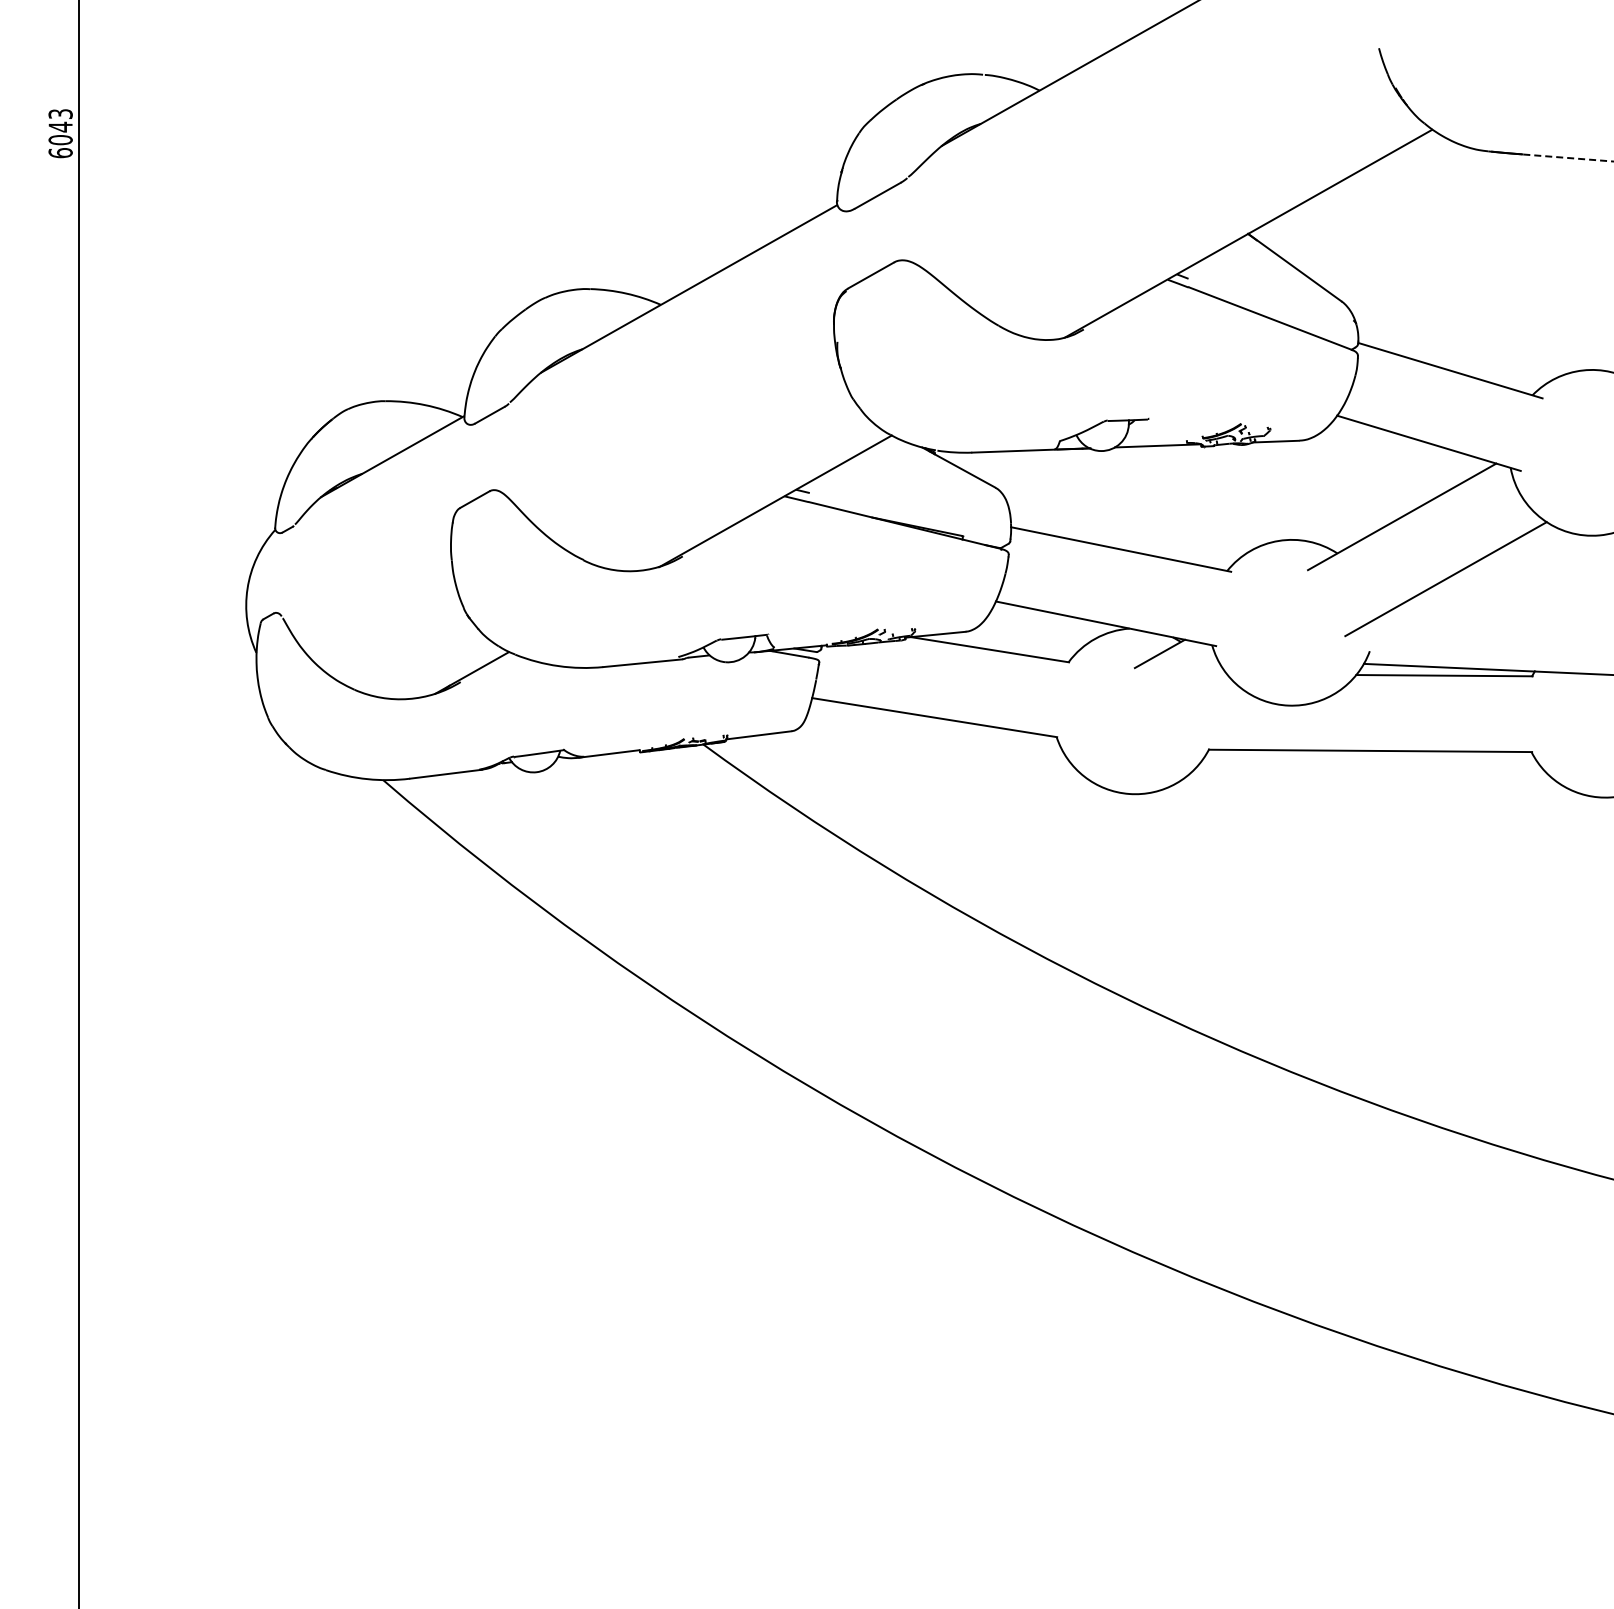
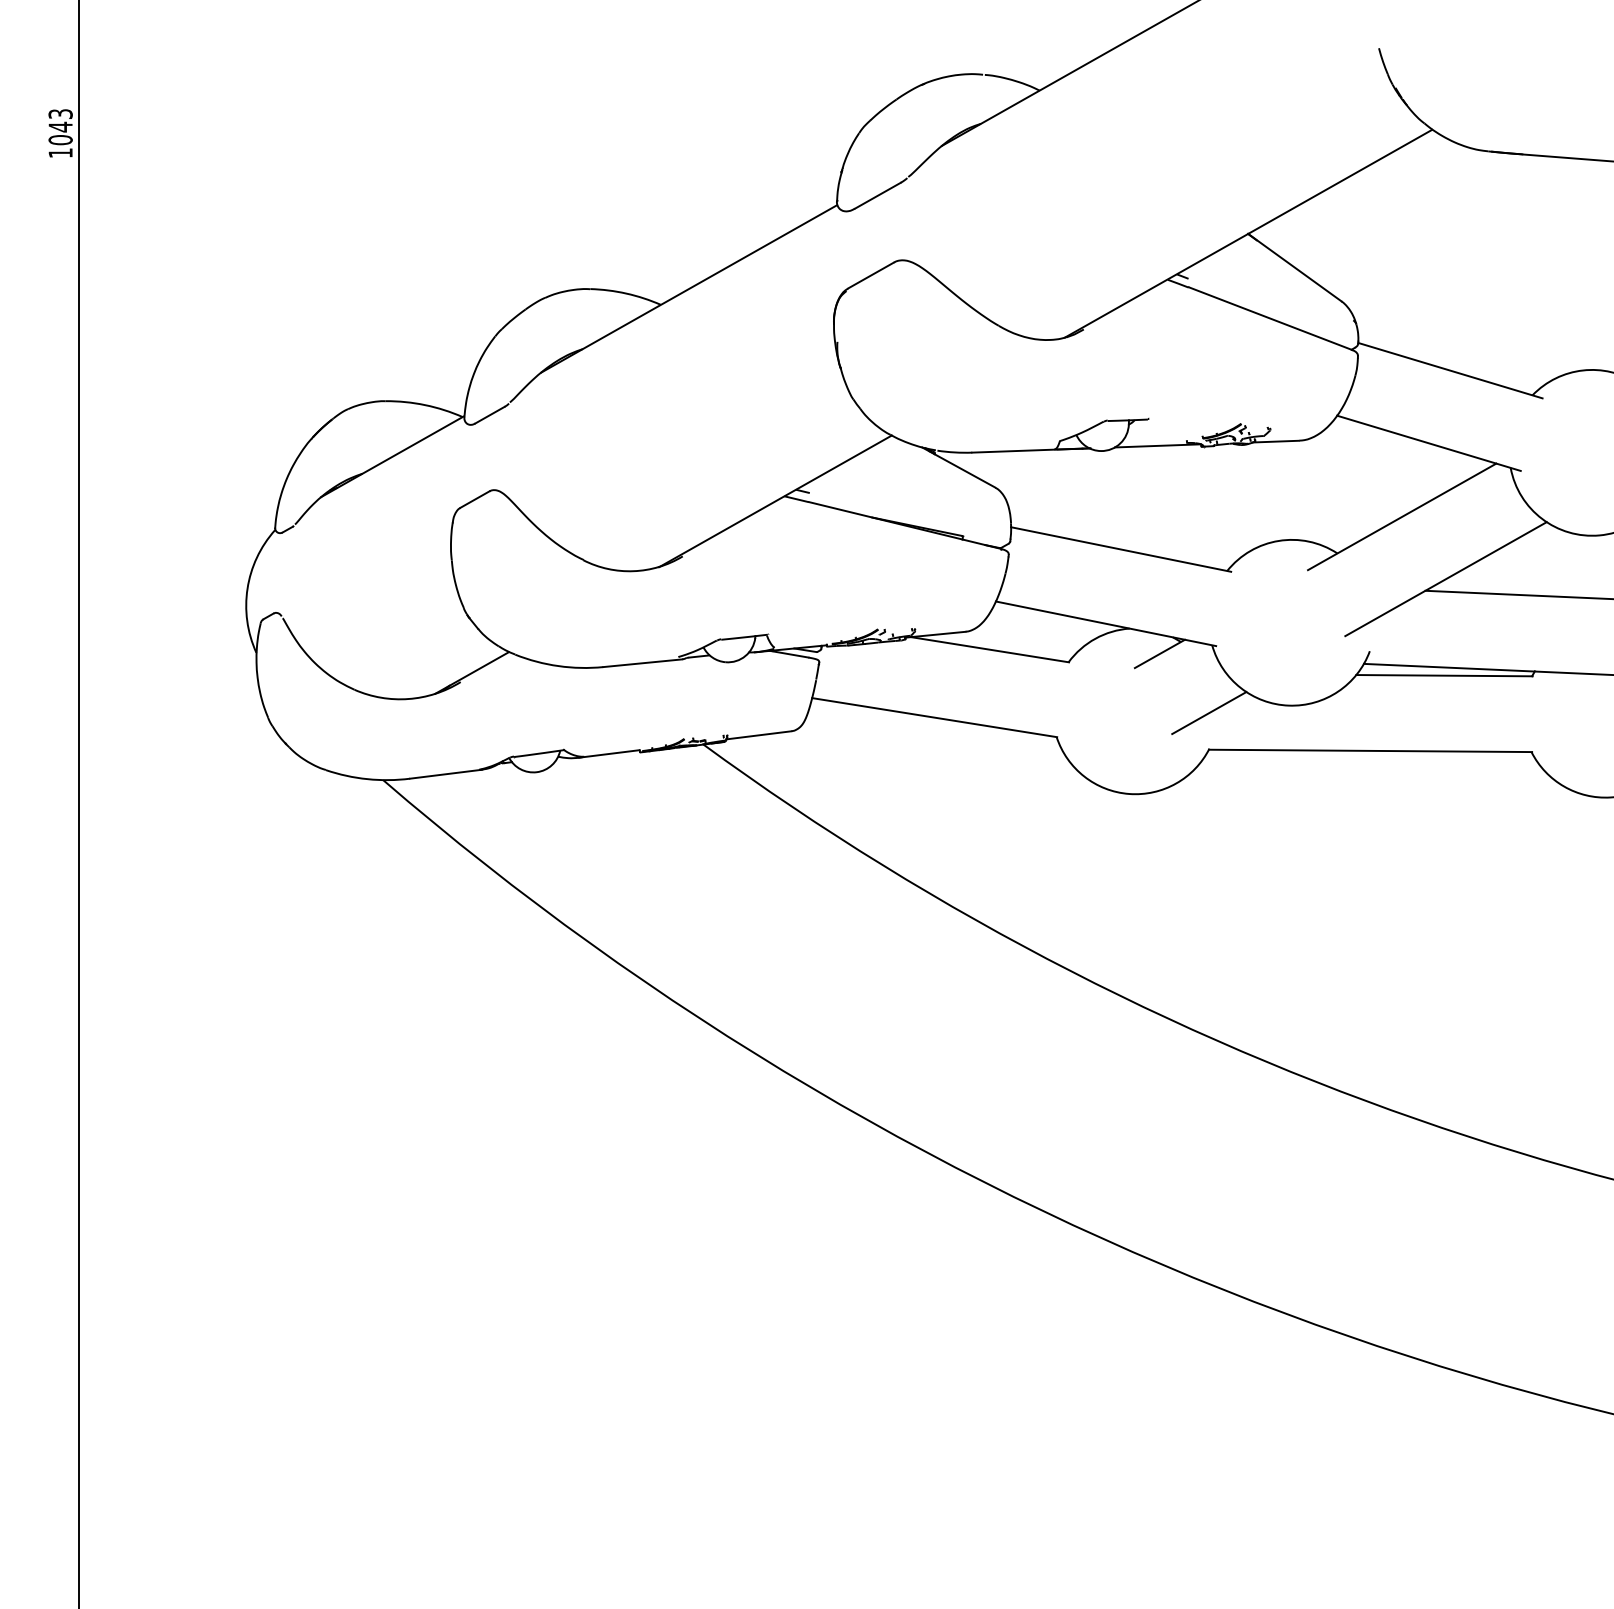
text: 6043 -> 1043 (60, 153)
line: dashed -> solid (1568, 158)
line: none -> present (1517, 594)
line: none -> present (1209, 713)
